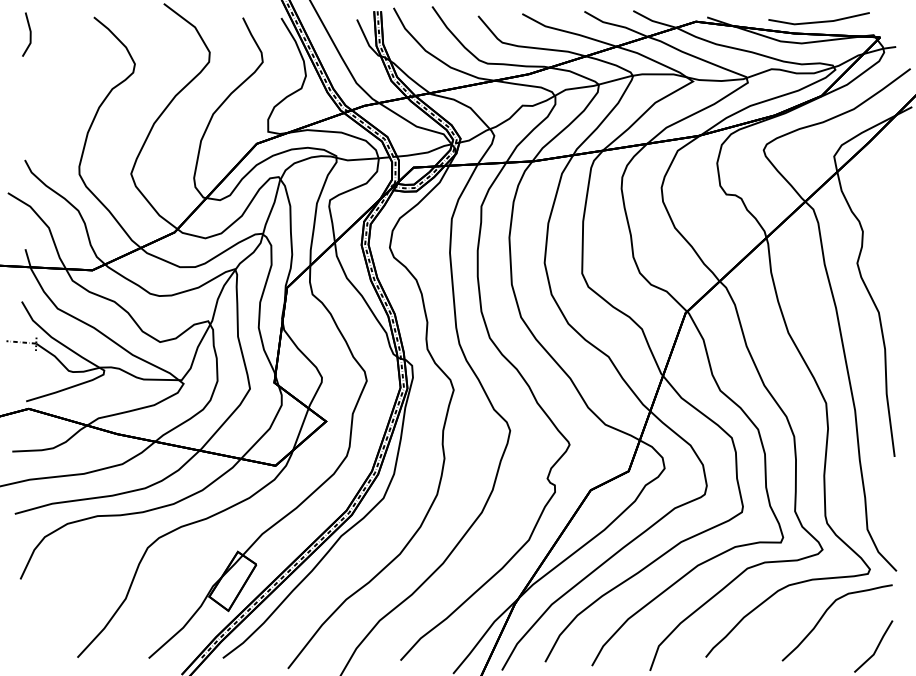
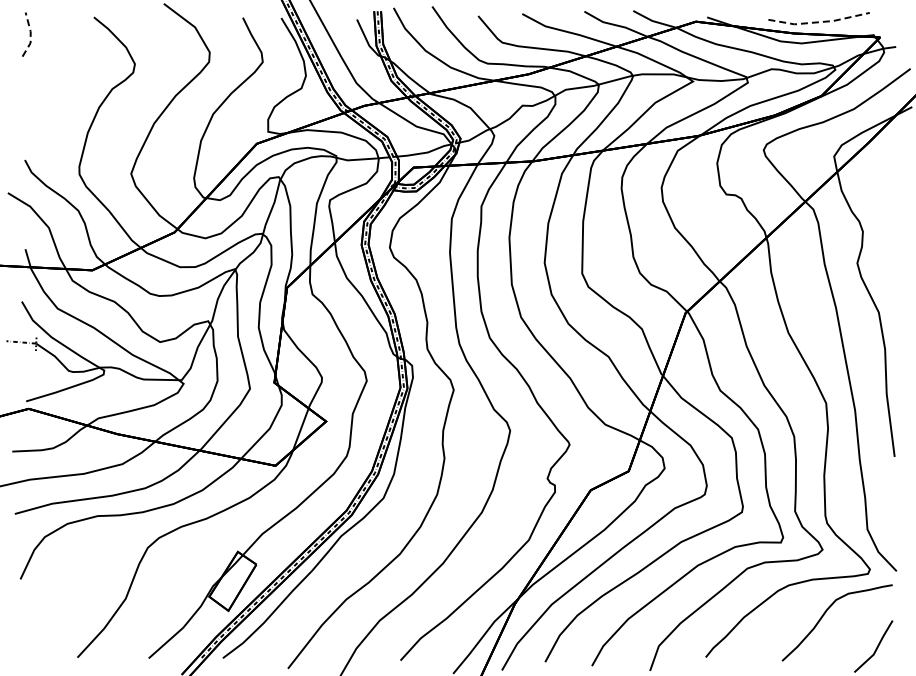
line: solid -> dashed (819, 22)
line: solid -> dashed (30, 35)
